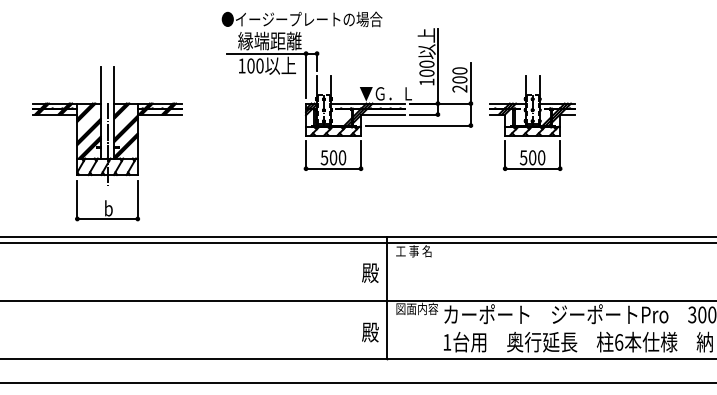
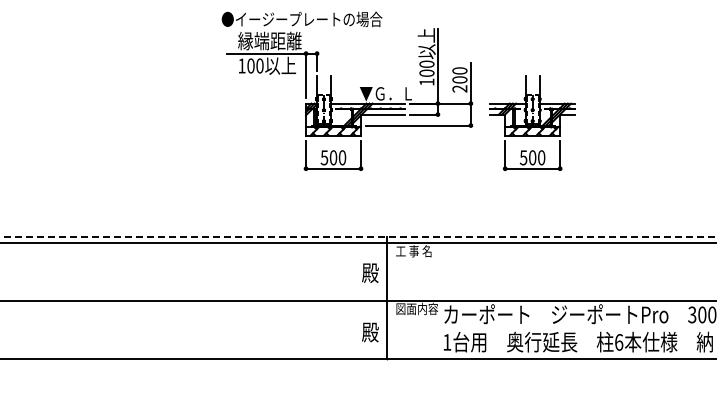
part: present -> none (107, 143)
line: solid -> dashed (357, 236)
line: present -> none (357, 383)
